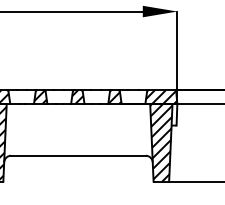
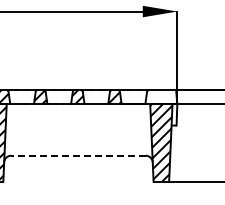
hatch: present -> none (161, 96)
line: solid -> dashed (77, 155)
